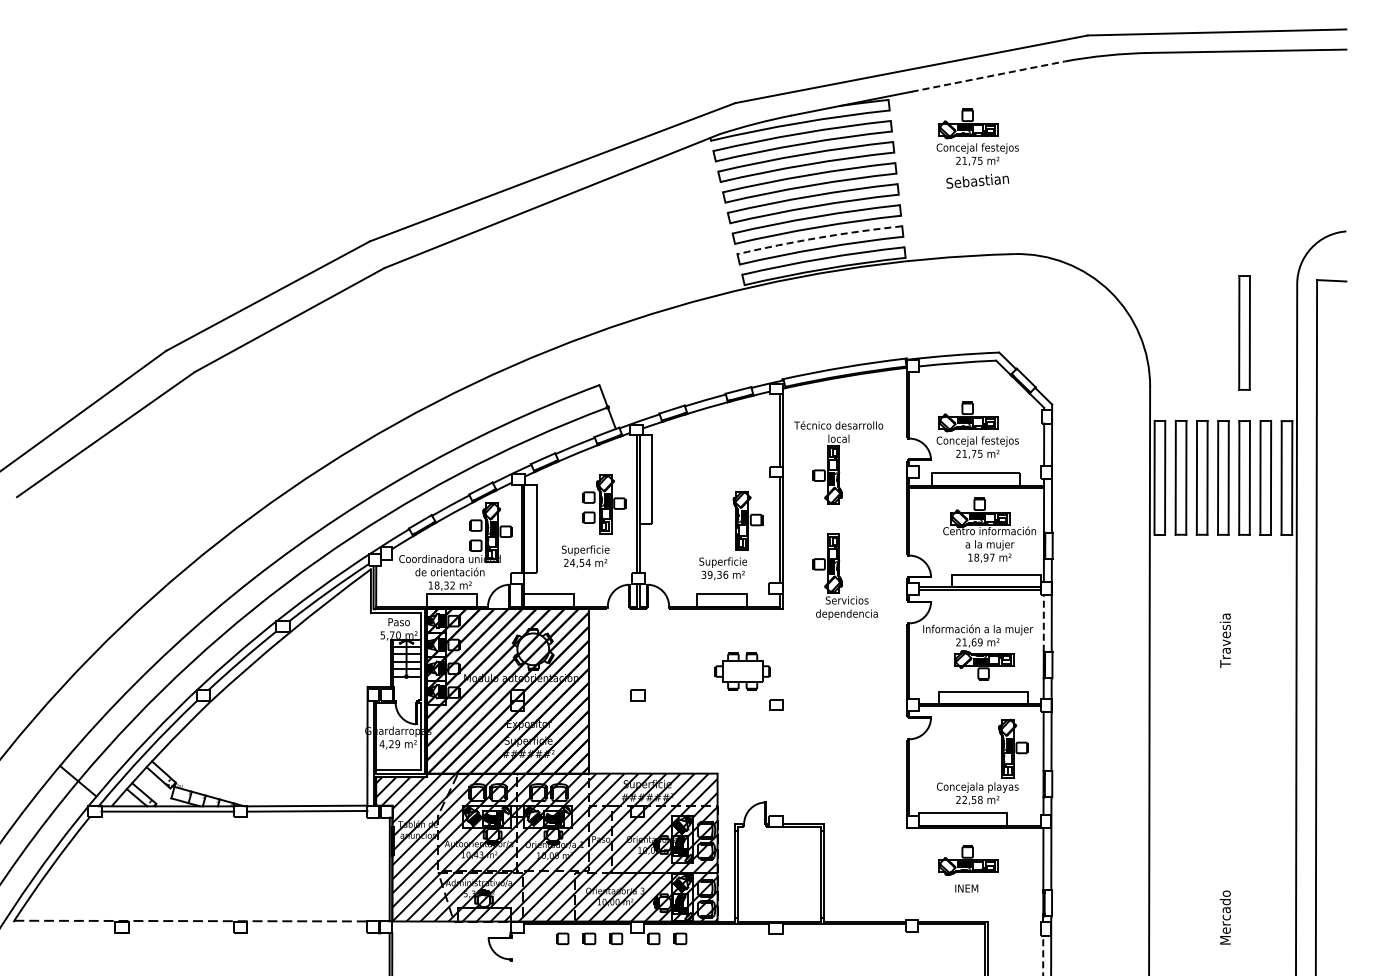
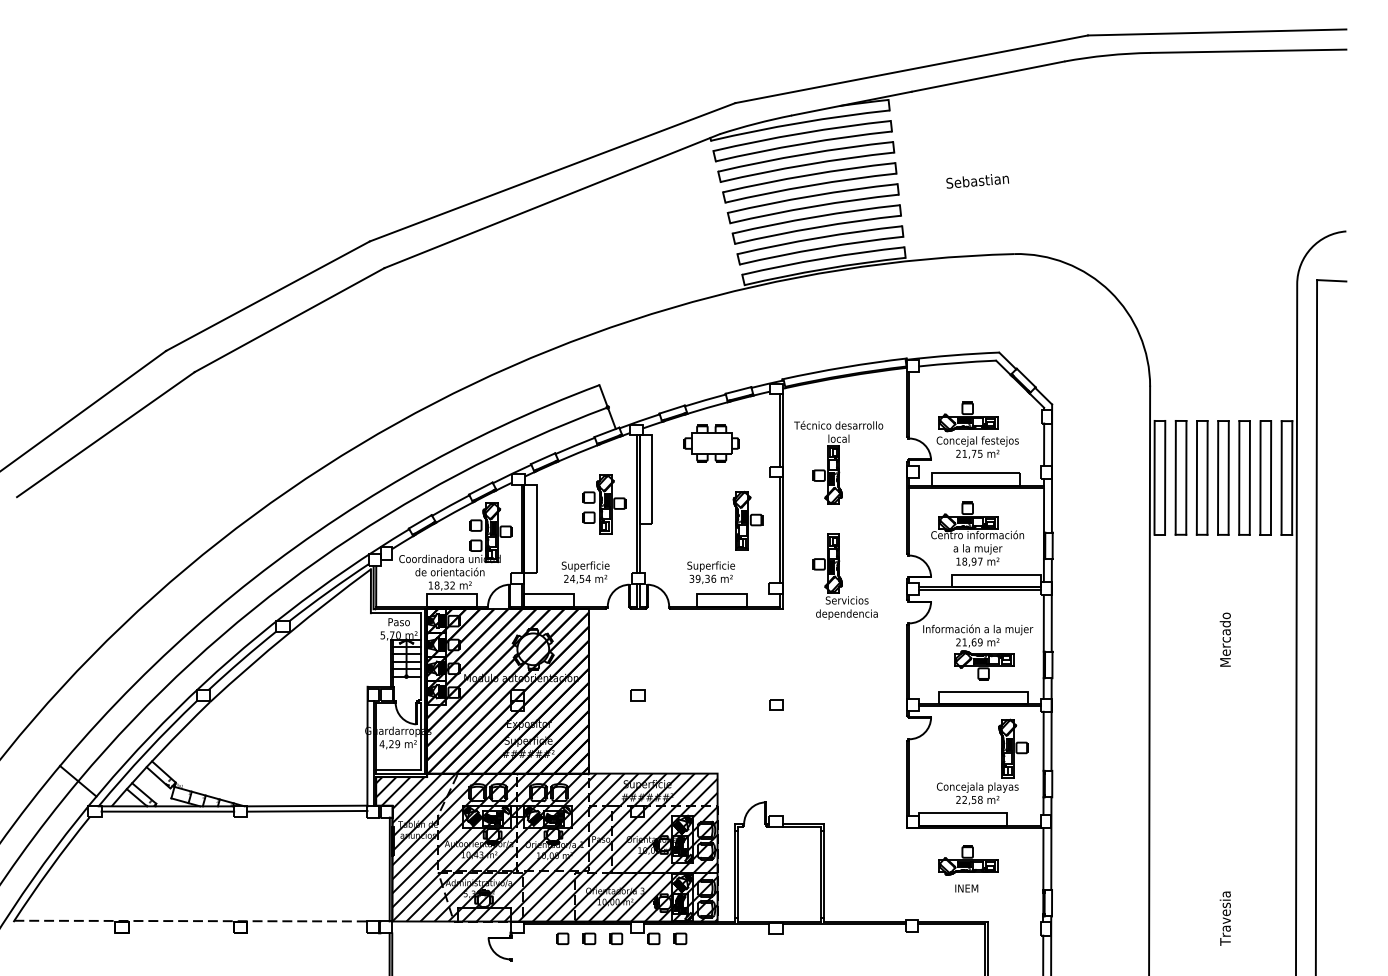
line: dashed -> solid (988, 76)
part: present -> none (977, 136)
arc: dashed -> solid (819, 237)
part: present -> none (1244, 332)
part position: (989, 529) -> (977, 533) (977, 533)
text position: (585, 556) -> (585, 572) (585, 572)
text position: (723, 568) -> (711, 572) (711, 572)
line: dashed -> solid (1043, 623)
text: Travesia -> Mercado (1224, 639)
part position: (742, 671) -> (711, 443) (711, 443)
text: Mercado -> Travesia (1224, 917)
line: dashed -> solid (1043, 955)
